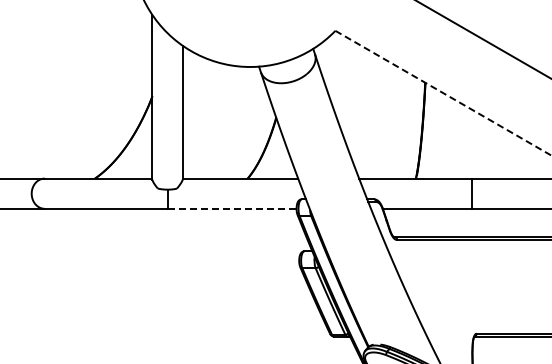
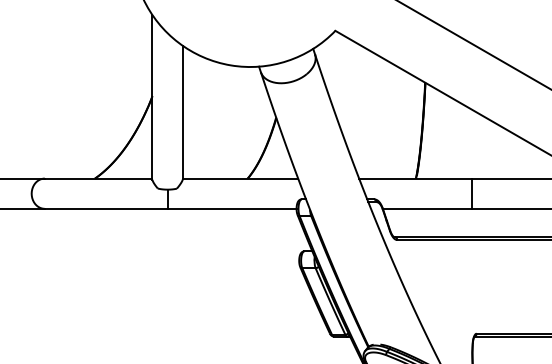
line position: (483, 39) -> (473, 45) (473, 45)
line: dashed -> solid (443, 93)
line: dashed -> solid (232, 208)
